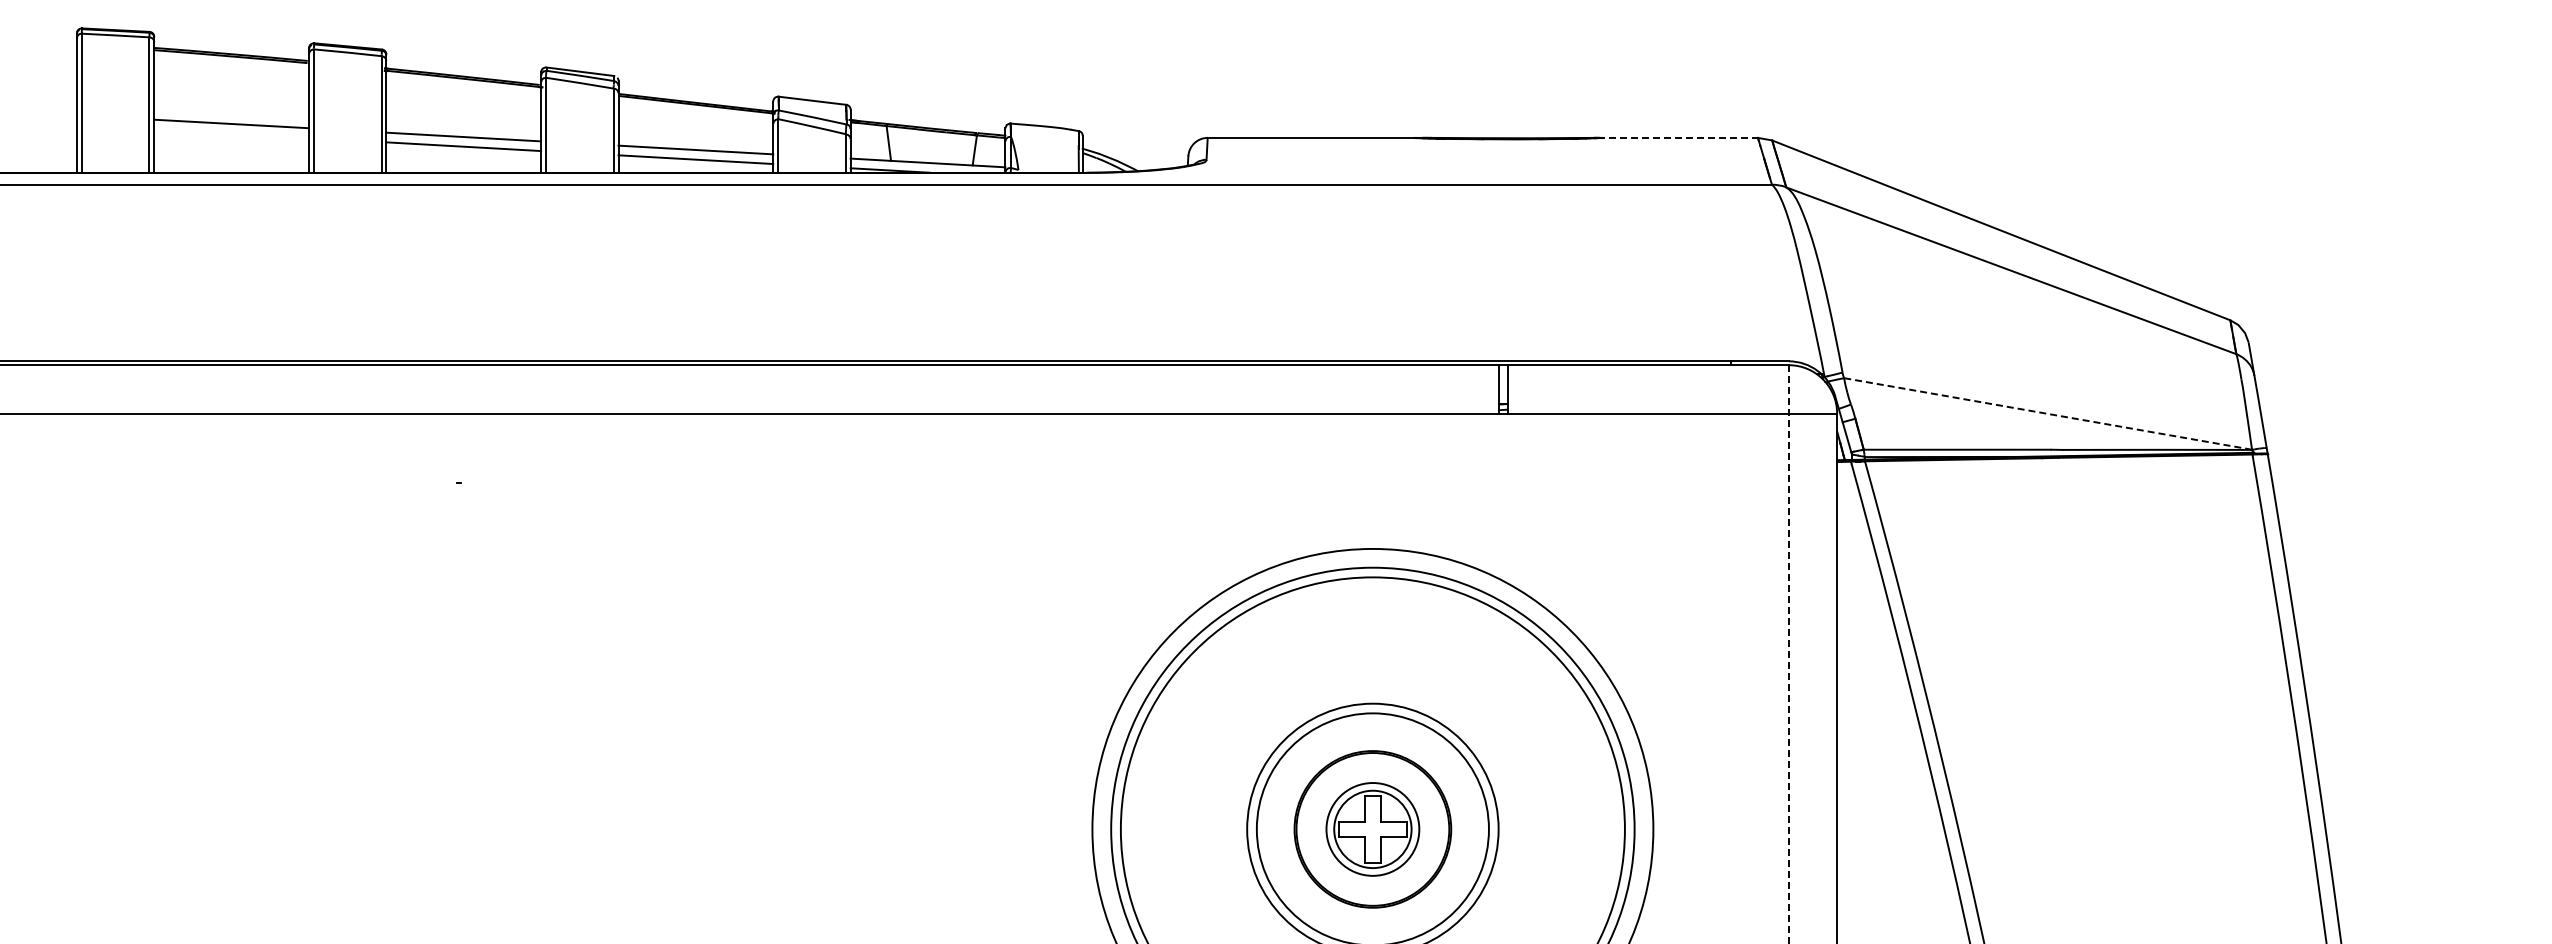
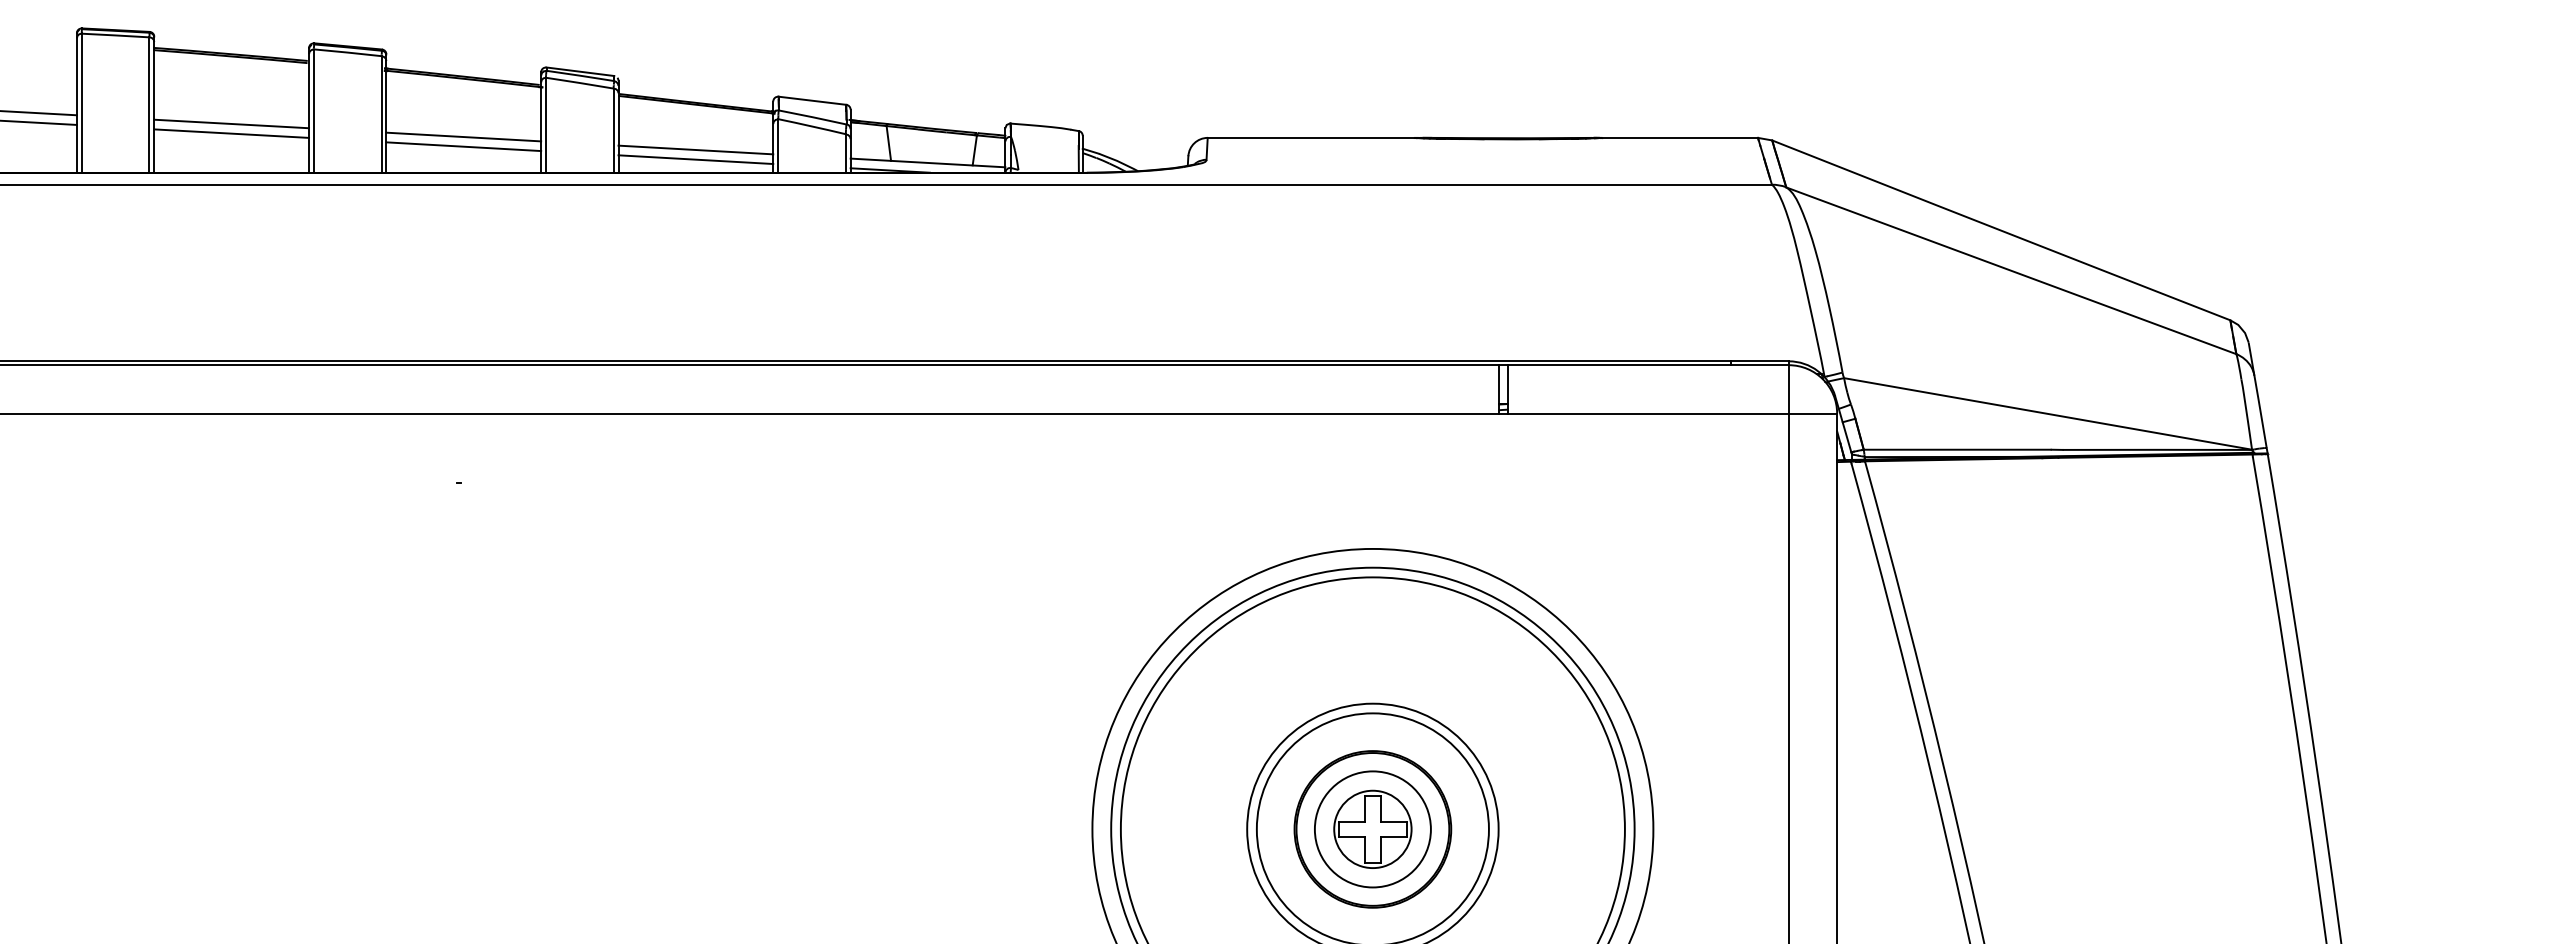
line: none -> present (39, 113)
line: none -> present (39, 122)
line: none -> present (231, 133)
line: dashed -> solid (1678, 137)
line: dashed -> solid (2047, 413)
line: dashed -> solid (1788, 652)
circle diameter: 93 px -> 116 px (1372, 829)
